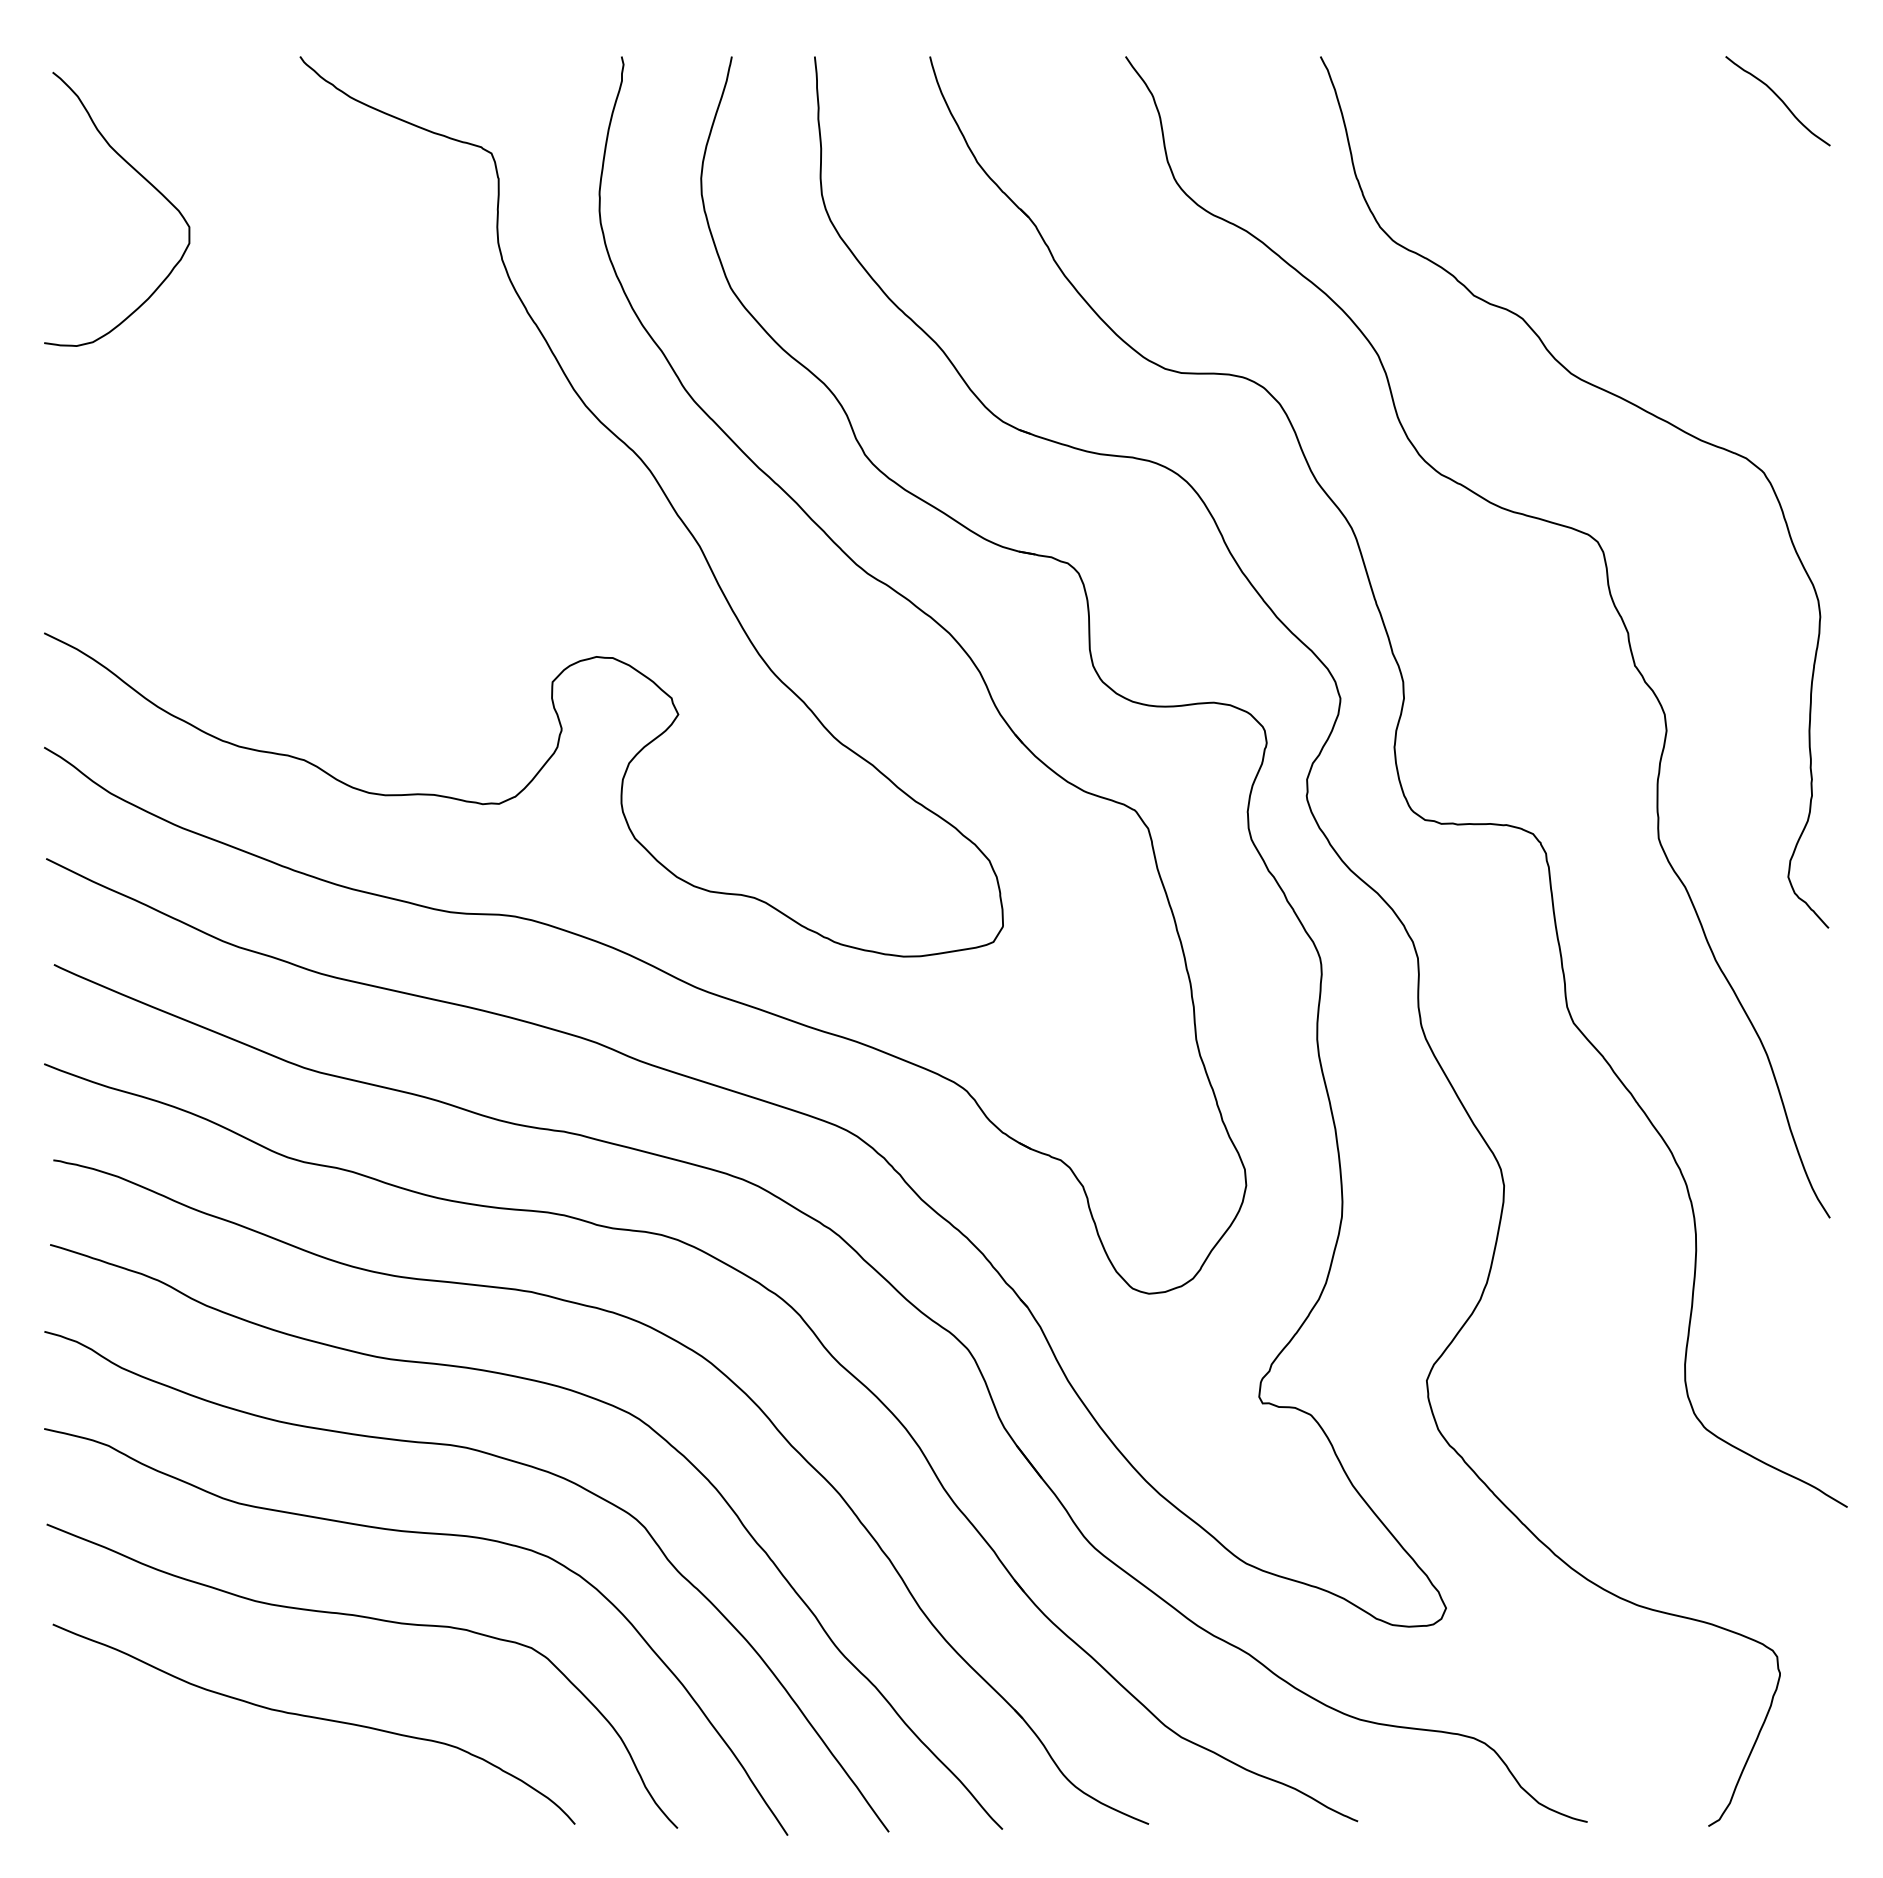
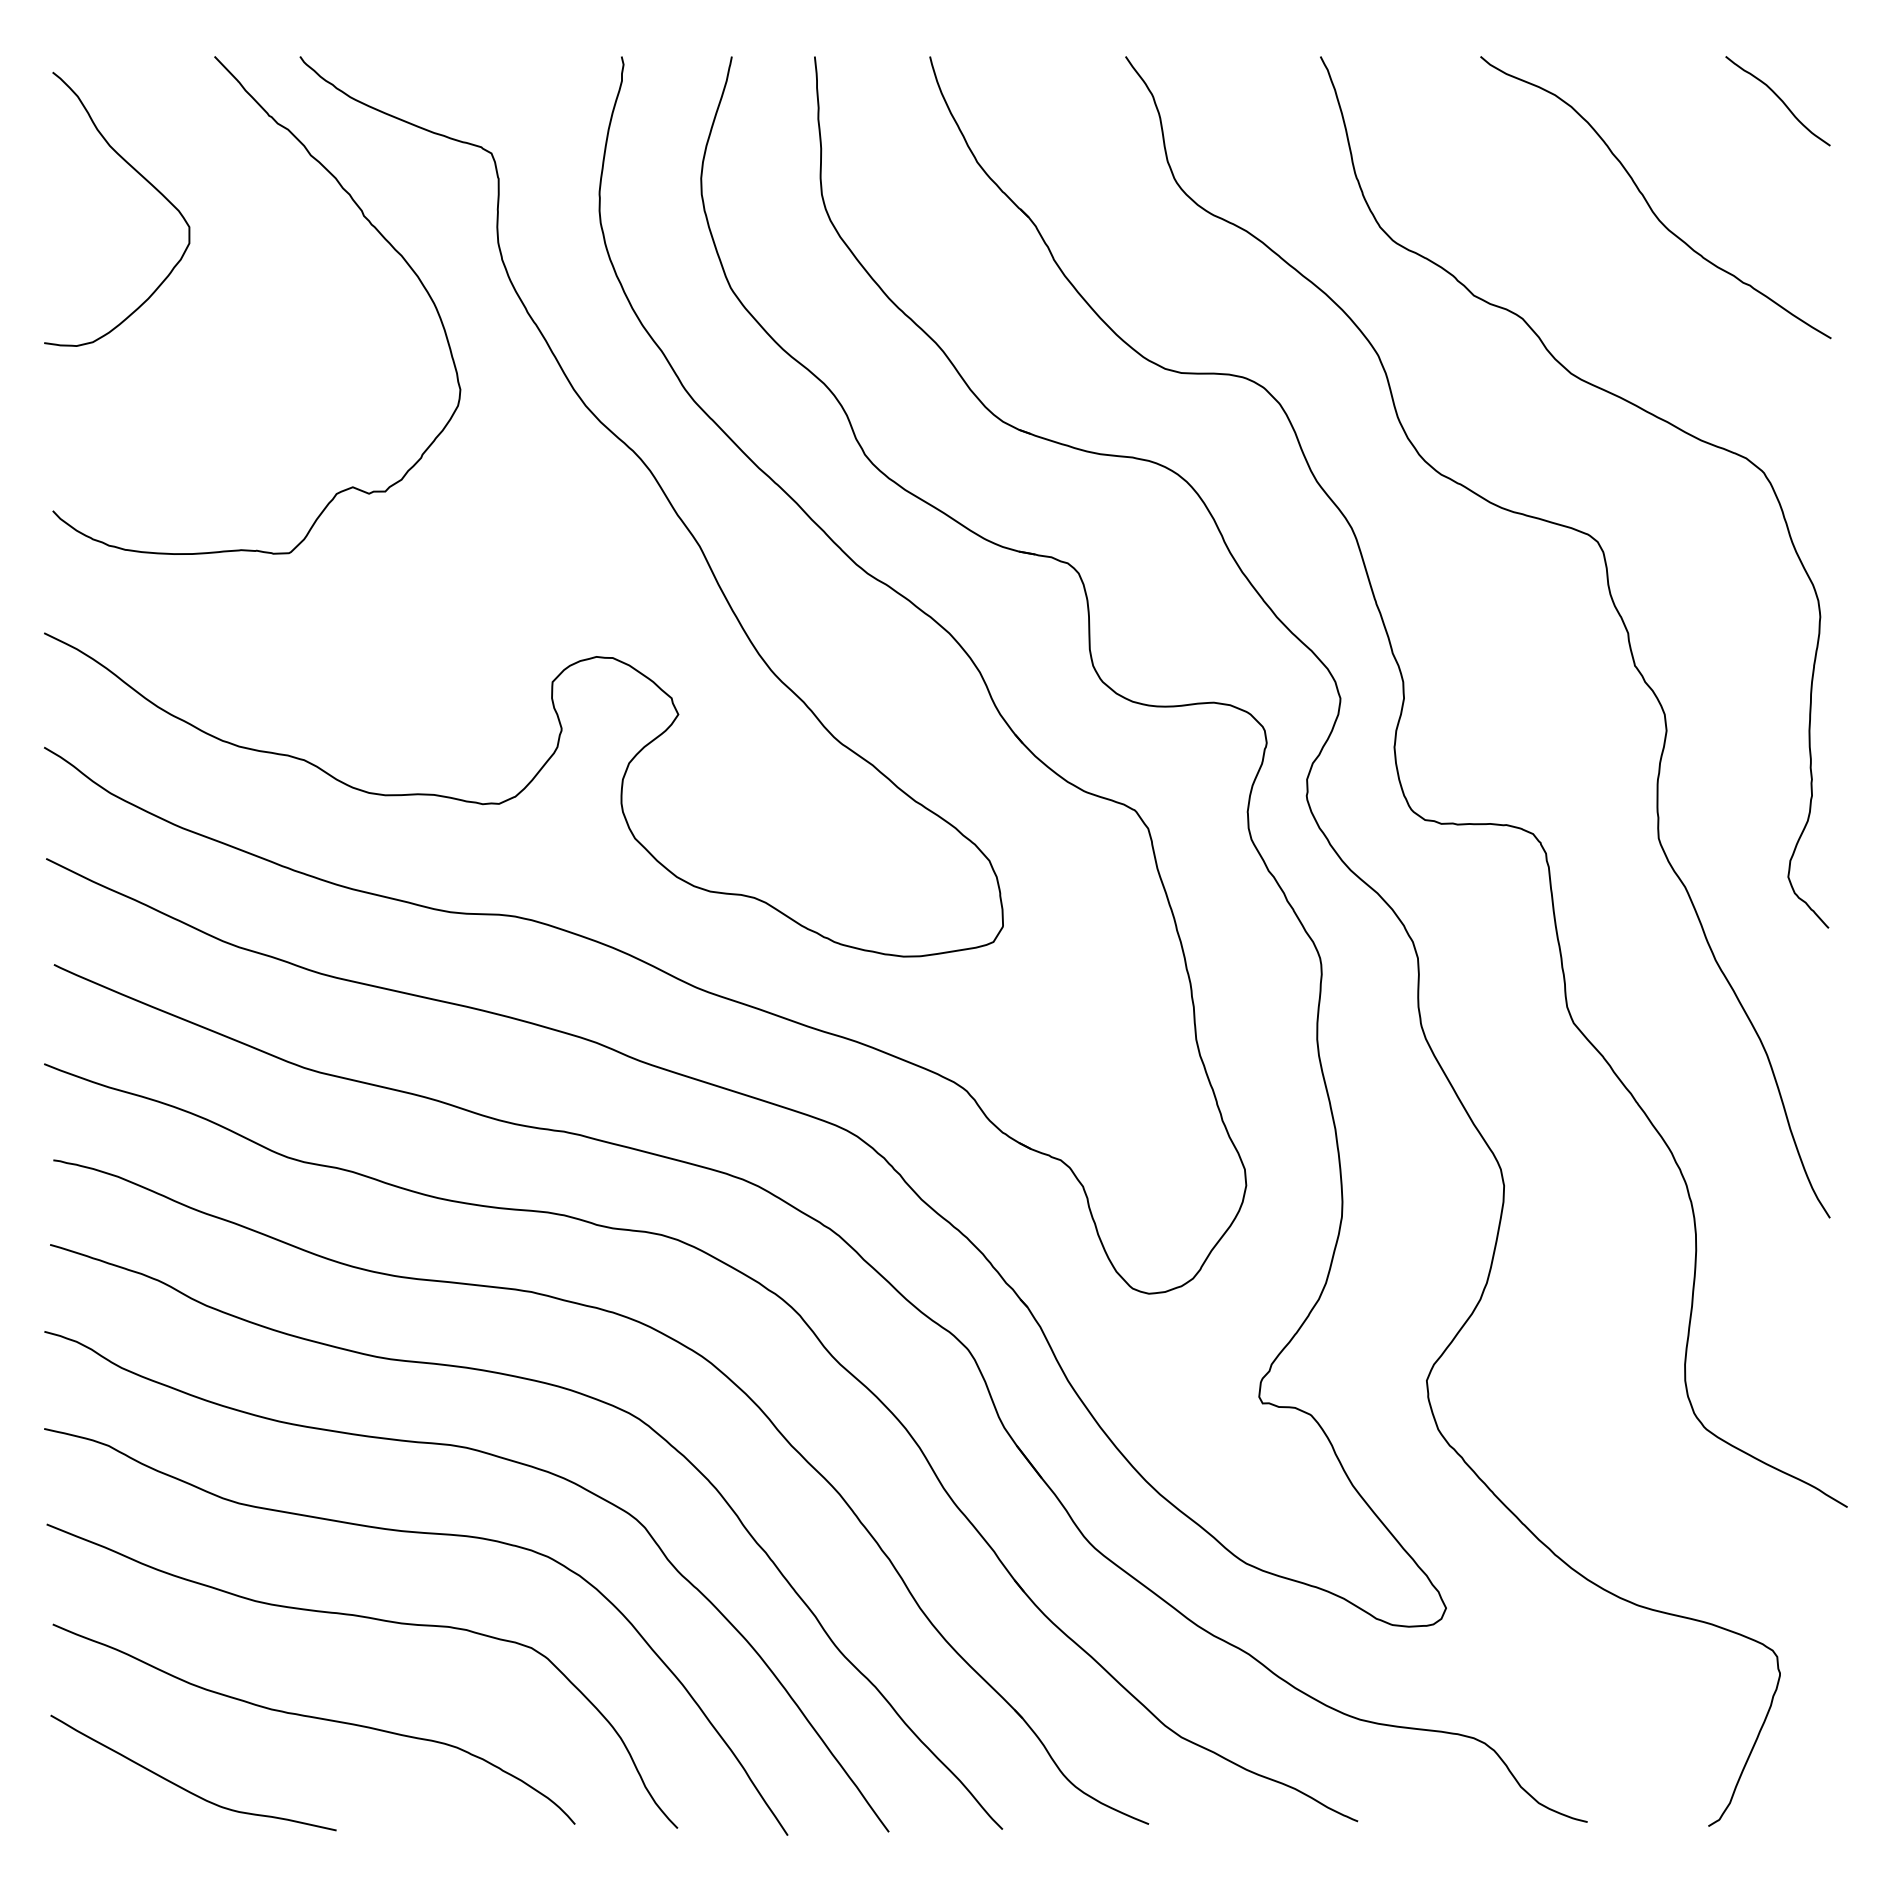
curve: none -> present (1648, 202)
curve: none -> present (362, 215)
curve: none -> present (185, 1788)
